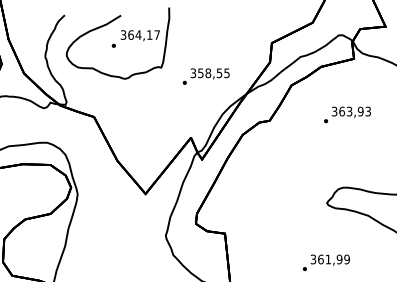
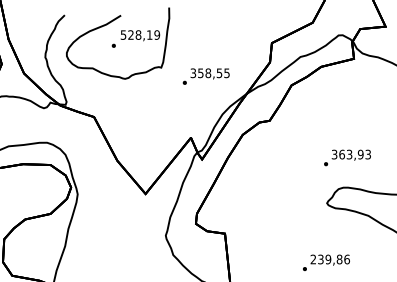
text: 364,17 -> 528,19 (140, 34)
text position: (347, 114) -> (347, 157) (347, 157)
text: 361,99 -> 239,86 (329, 259)
